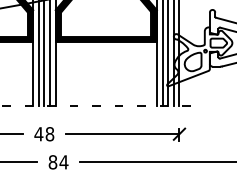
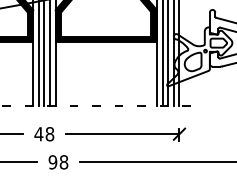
text: 84 -> 98 (58, 162)
